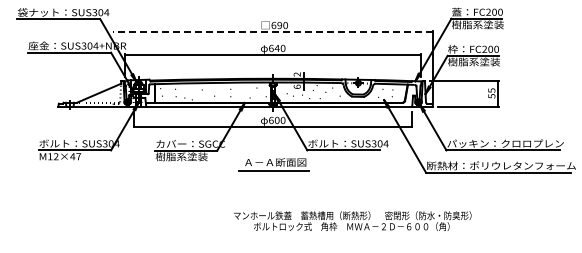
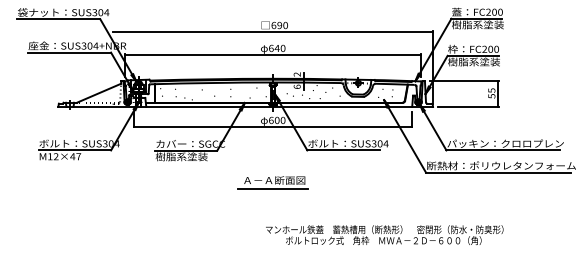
line: dashed -> solid (273, 31)
part position: (273, 164) -> (272, 182) (272, 182)
text position: (352, 220) -> (384, 234) (384, 234)
